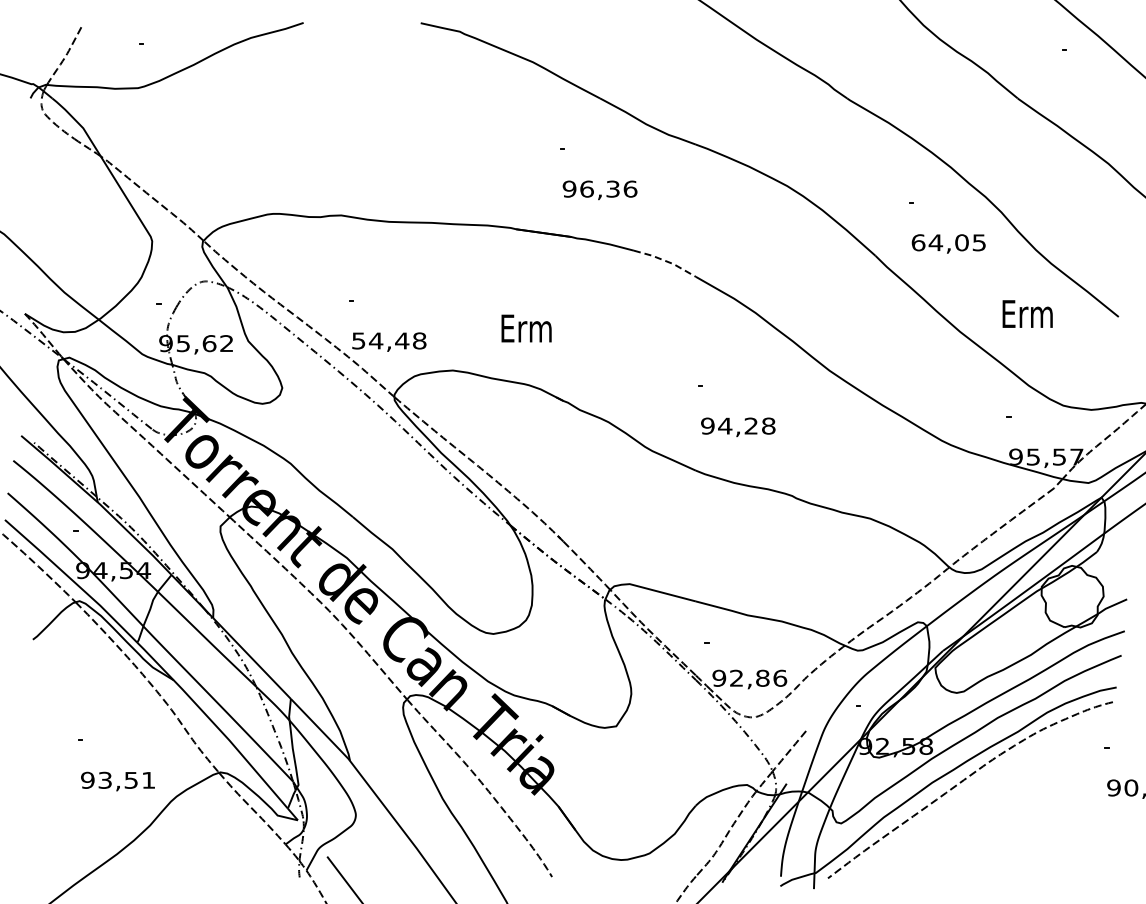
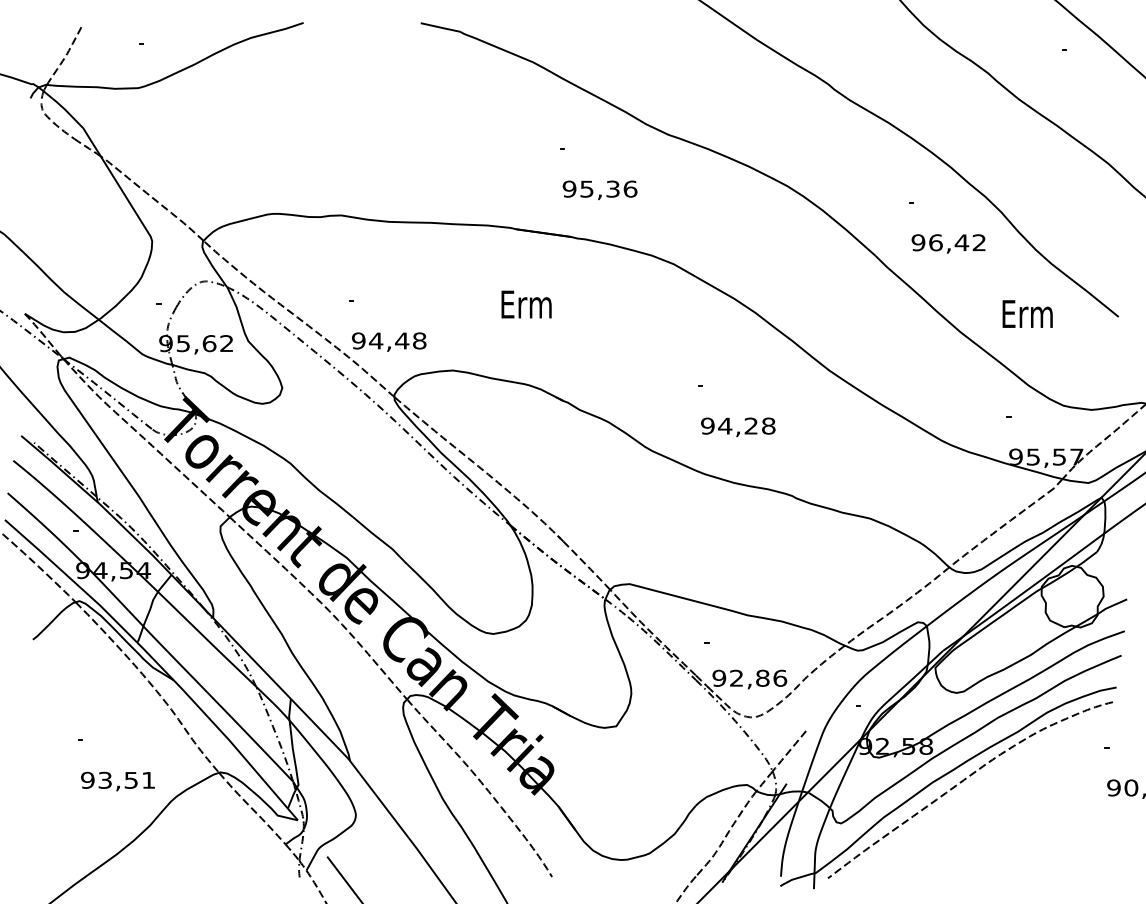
text: 96,36 -> 95,36 (586, 188)
text: 64,05 -> 96,42 (948, 242)
line: dashed -> solid (666, 261)
text position: (526, 328) -> (526, 304) (526, 304)
text: 54,48 -> 94,48 (358, 340)
